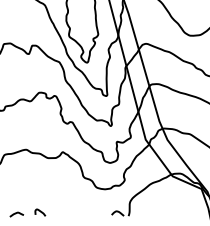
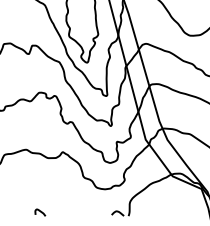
curve: present -> none (16, 214)
